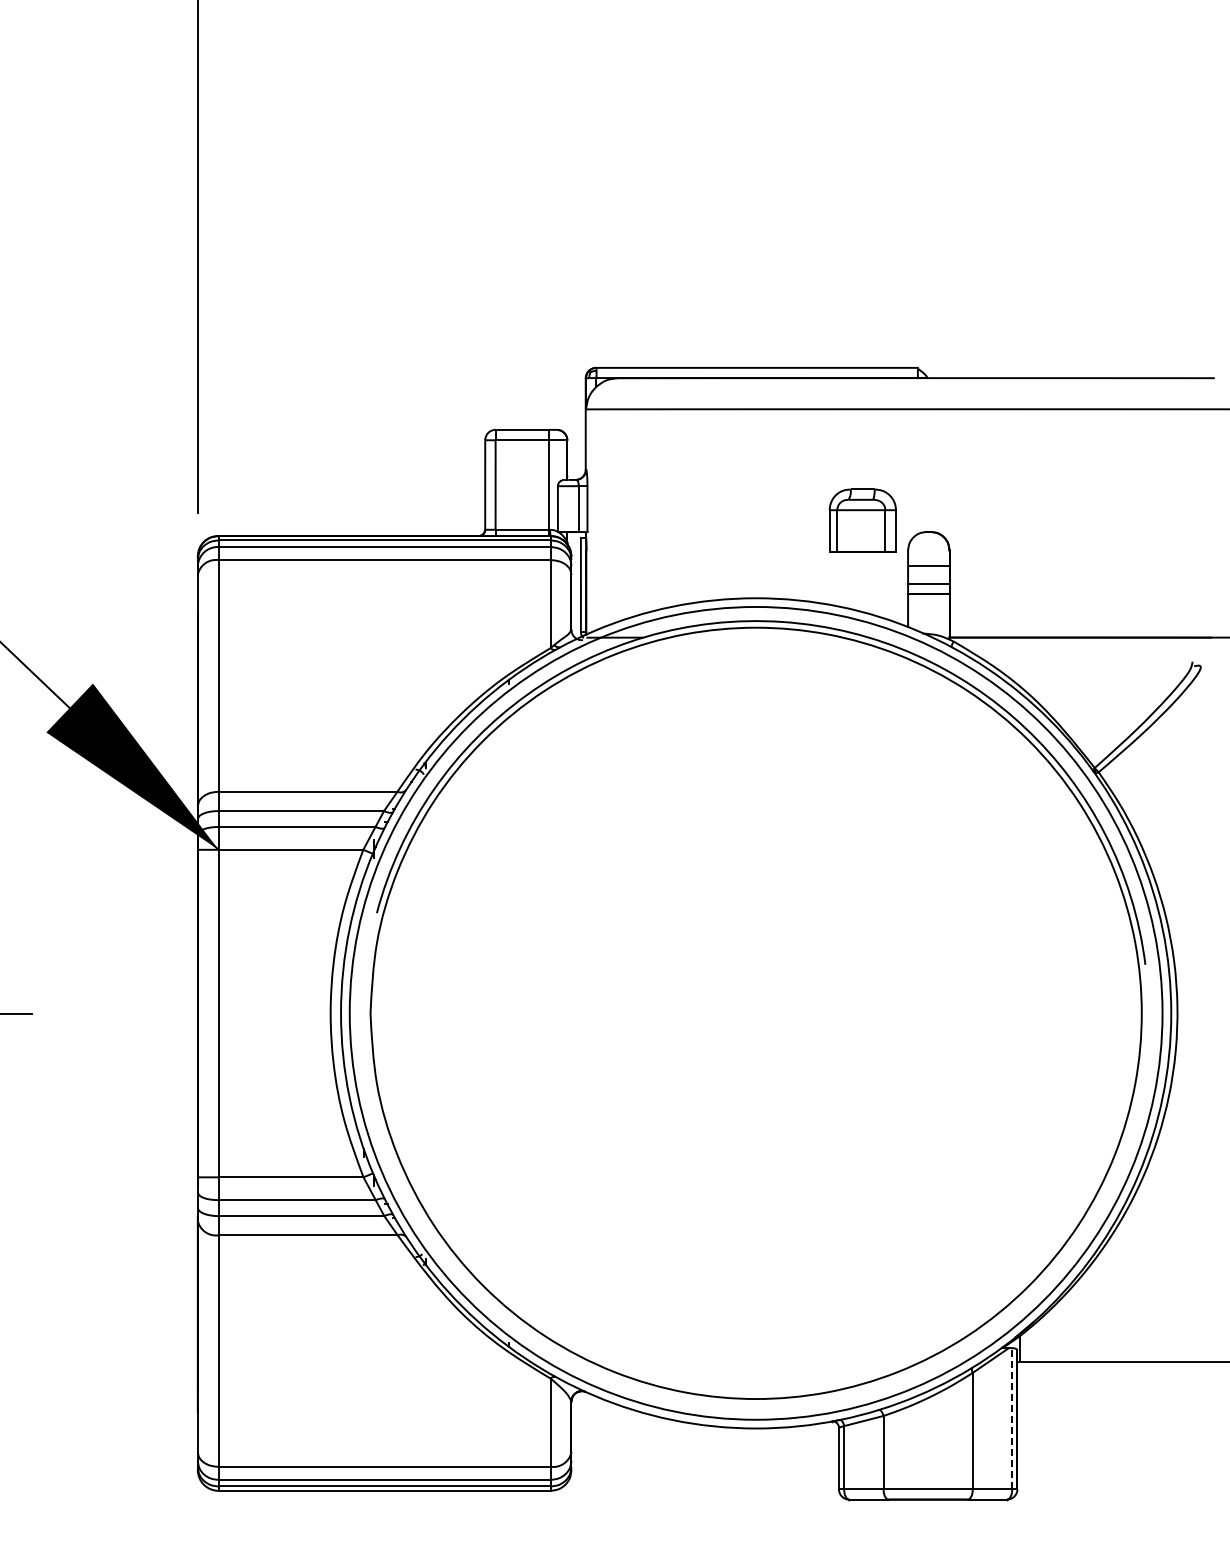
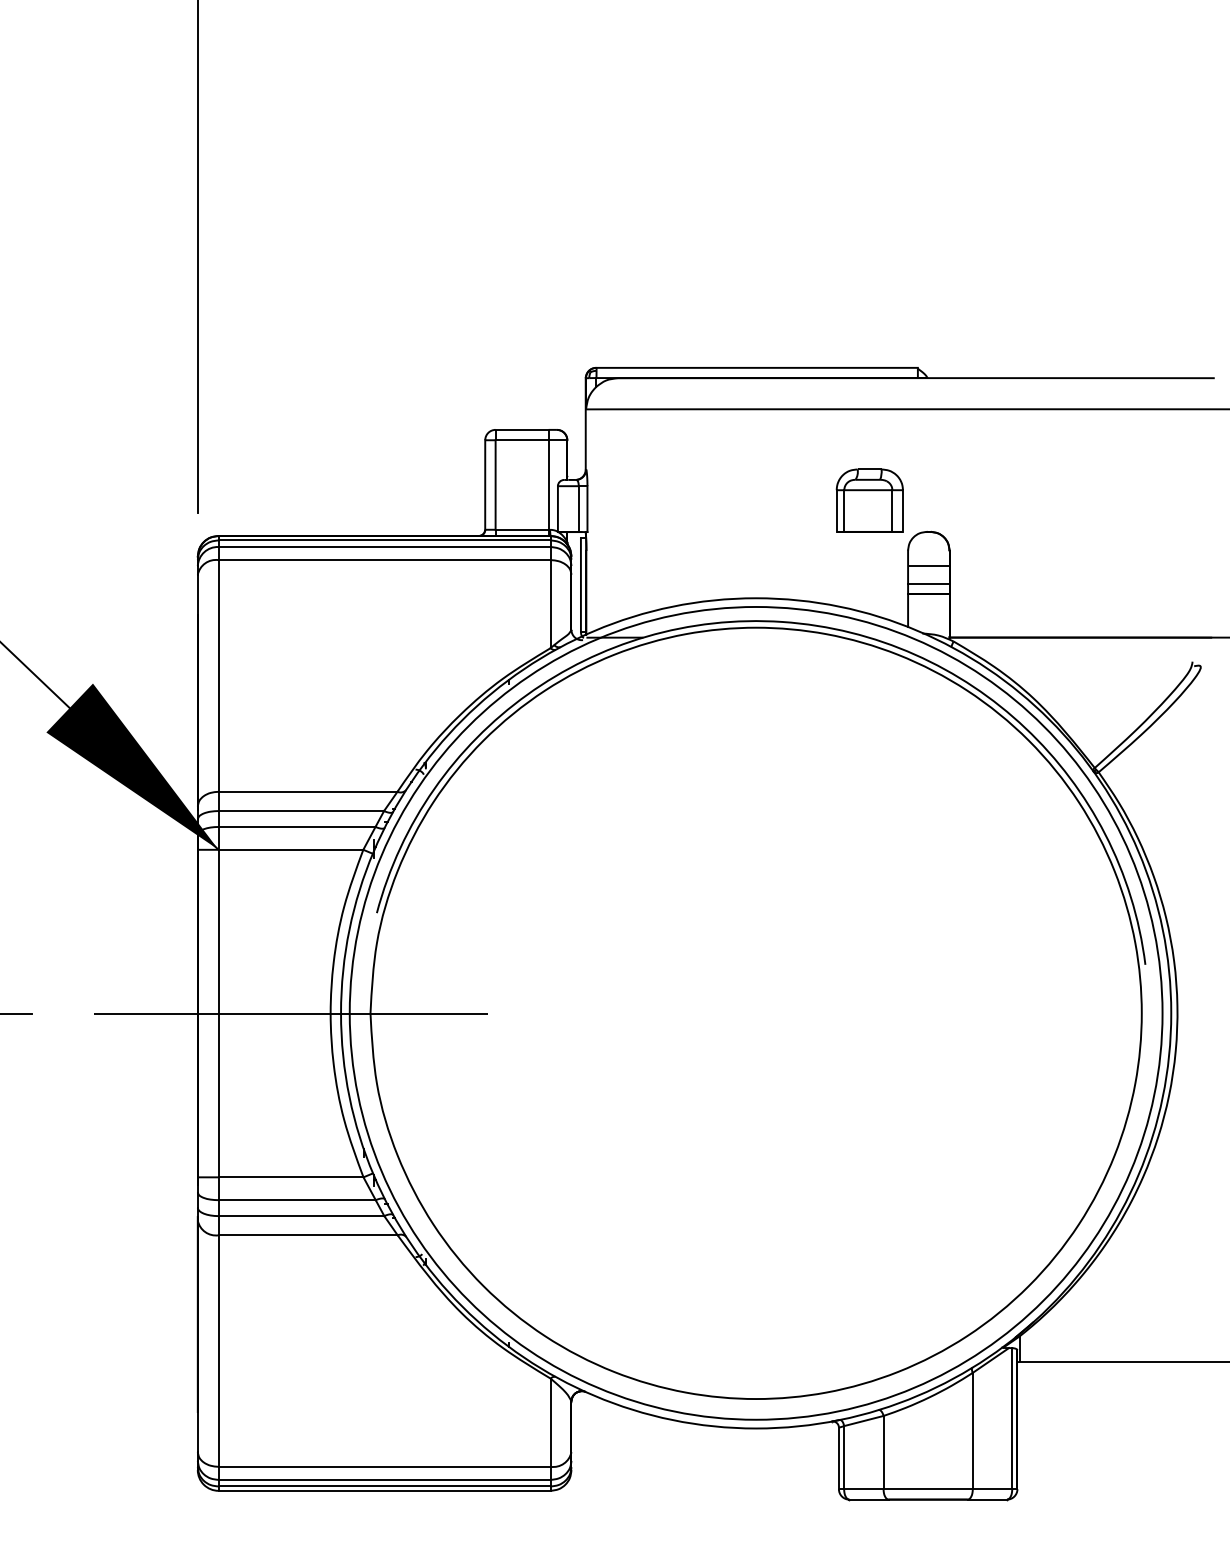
part position: (862, 520) -> (869, 500) (869, 500)
line: none -> present (290, 1013)
line: dashed -> solid (1012, 1418)
